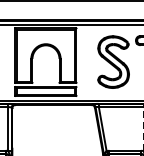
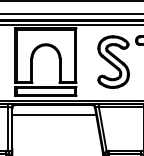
line: none -> present (71, 14)
line: none -> present (54, 114)
line: dashed -> solid (143, 128)
